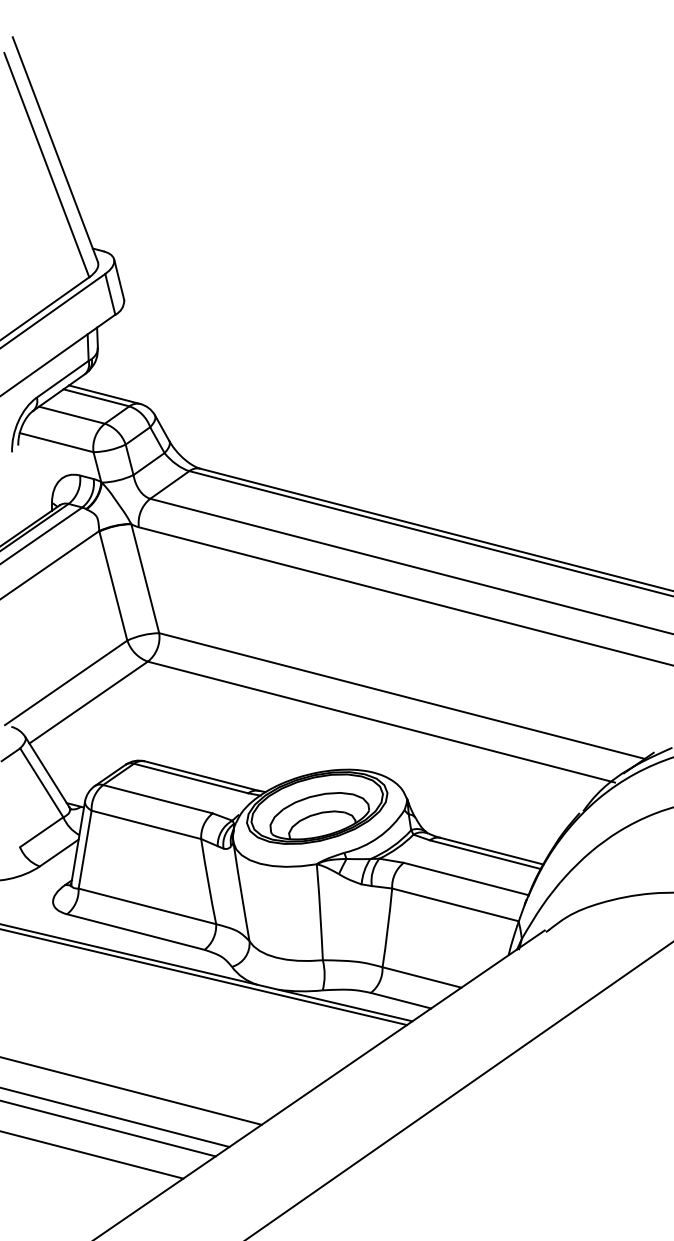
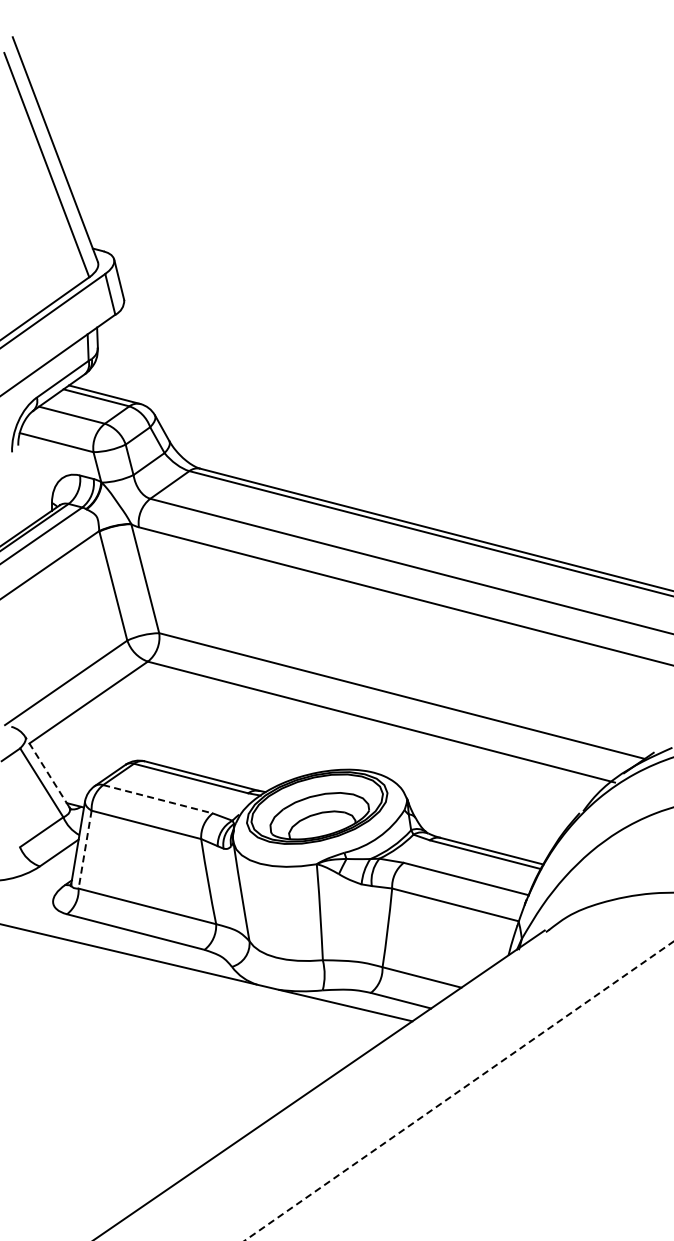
line: solid -> dashed (46, 771)
line: solid -> dashed (157, 799)
line: solid -> dashed (85, 850)
line: present -> none (204, 977)
line: present -> none (131, 1090)
line: solid -> dashed (459, 1091)
line: present -> none (115, 1117)
line: present -> none (108, 1128)
line: present -> none (92, 1154)
